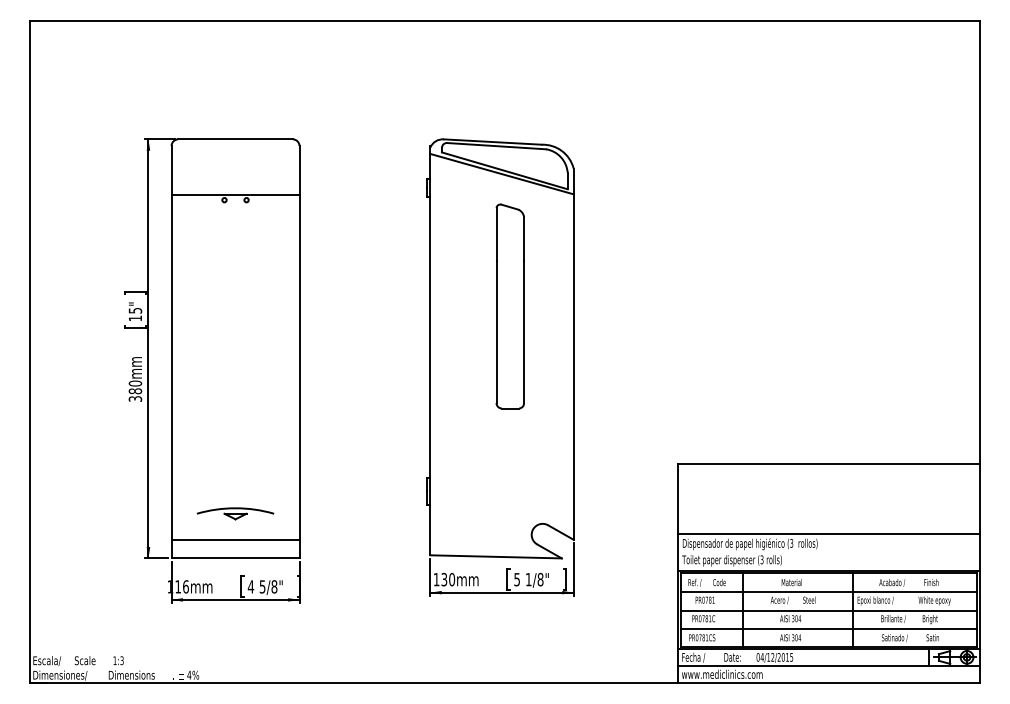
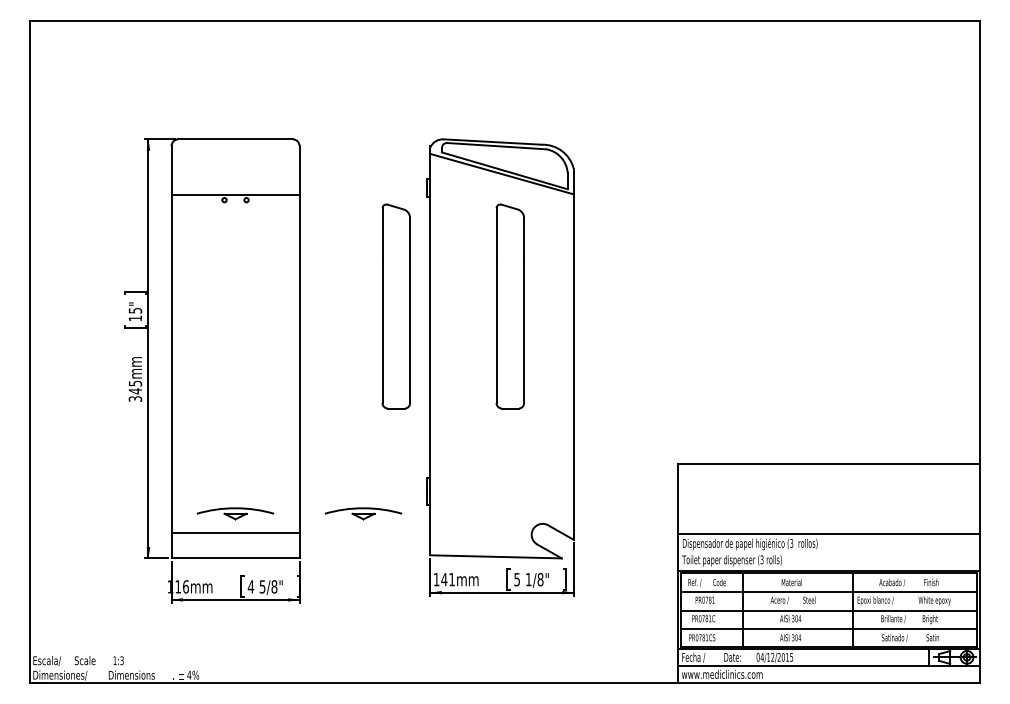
part: none -> present (395, 306)
text: 380mm -> 345mm (135, 387)
part: none -> present (363, 513)
line position: (235, 539) -> (235, 532) (235, 532)
text: 130mm -> 141mm (448, 579)
